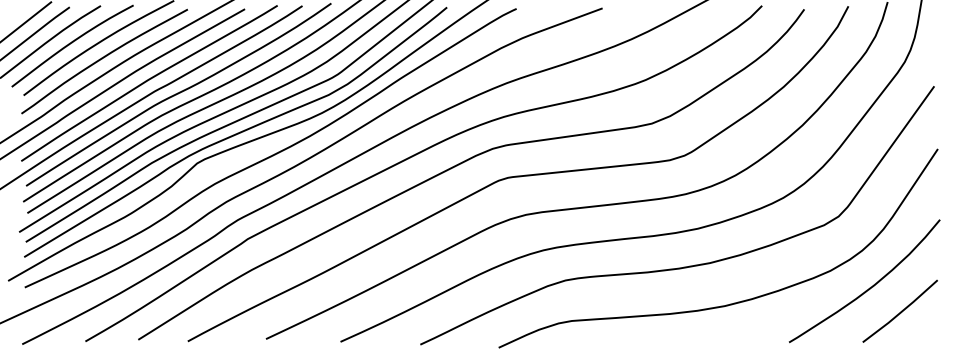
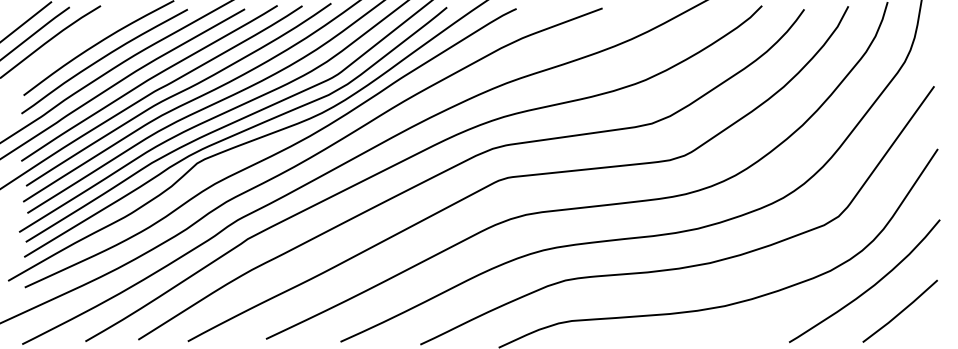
curve: present -> none (72, 43)
